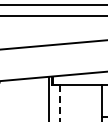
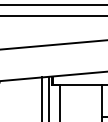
line: none -> present (42, 97)
line: dashed -> solid (60, 103)
